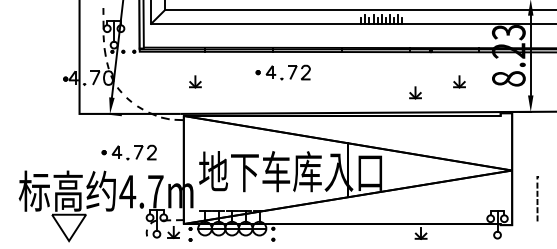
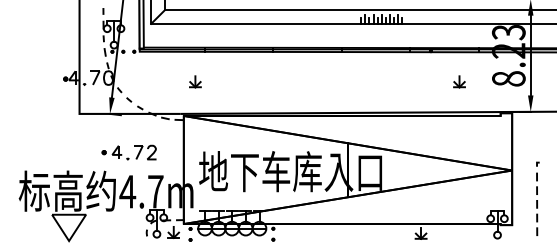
part: present -> none (282, 72)
part: present -> none (415, 92)
part size: 3x46 px -> 4x75 px (537, 198)
